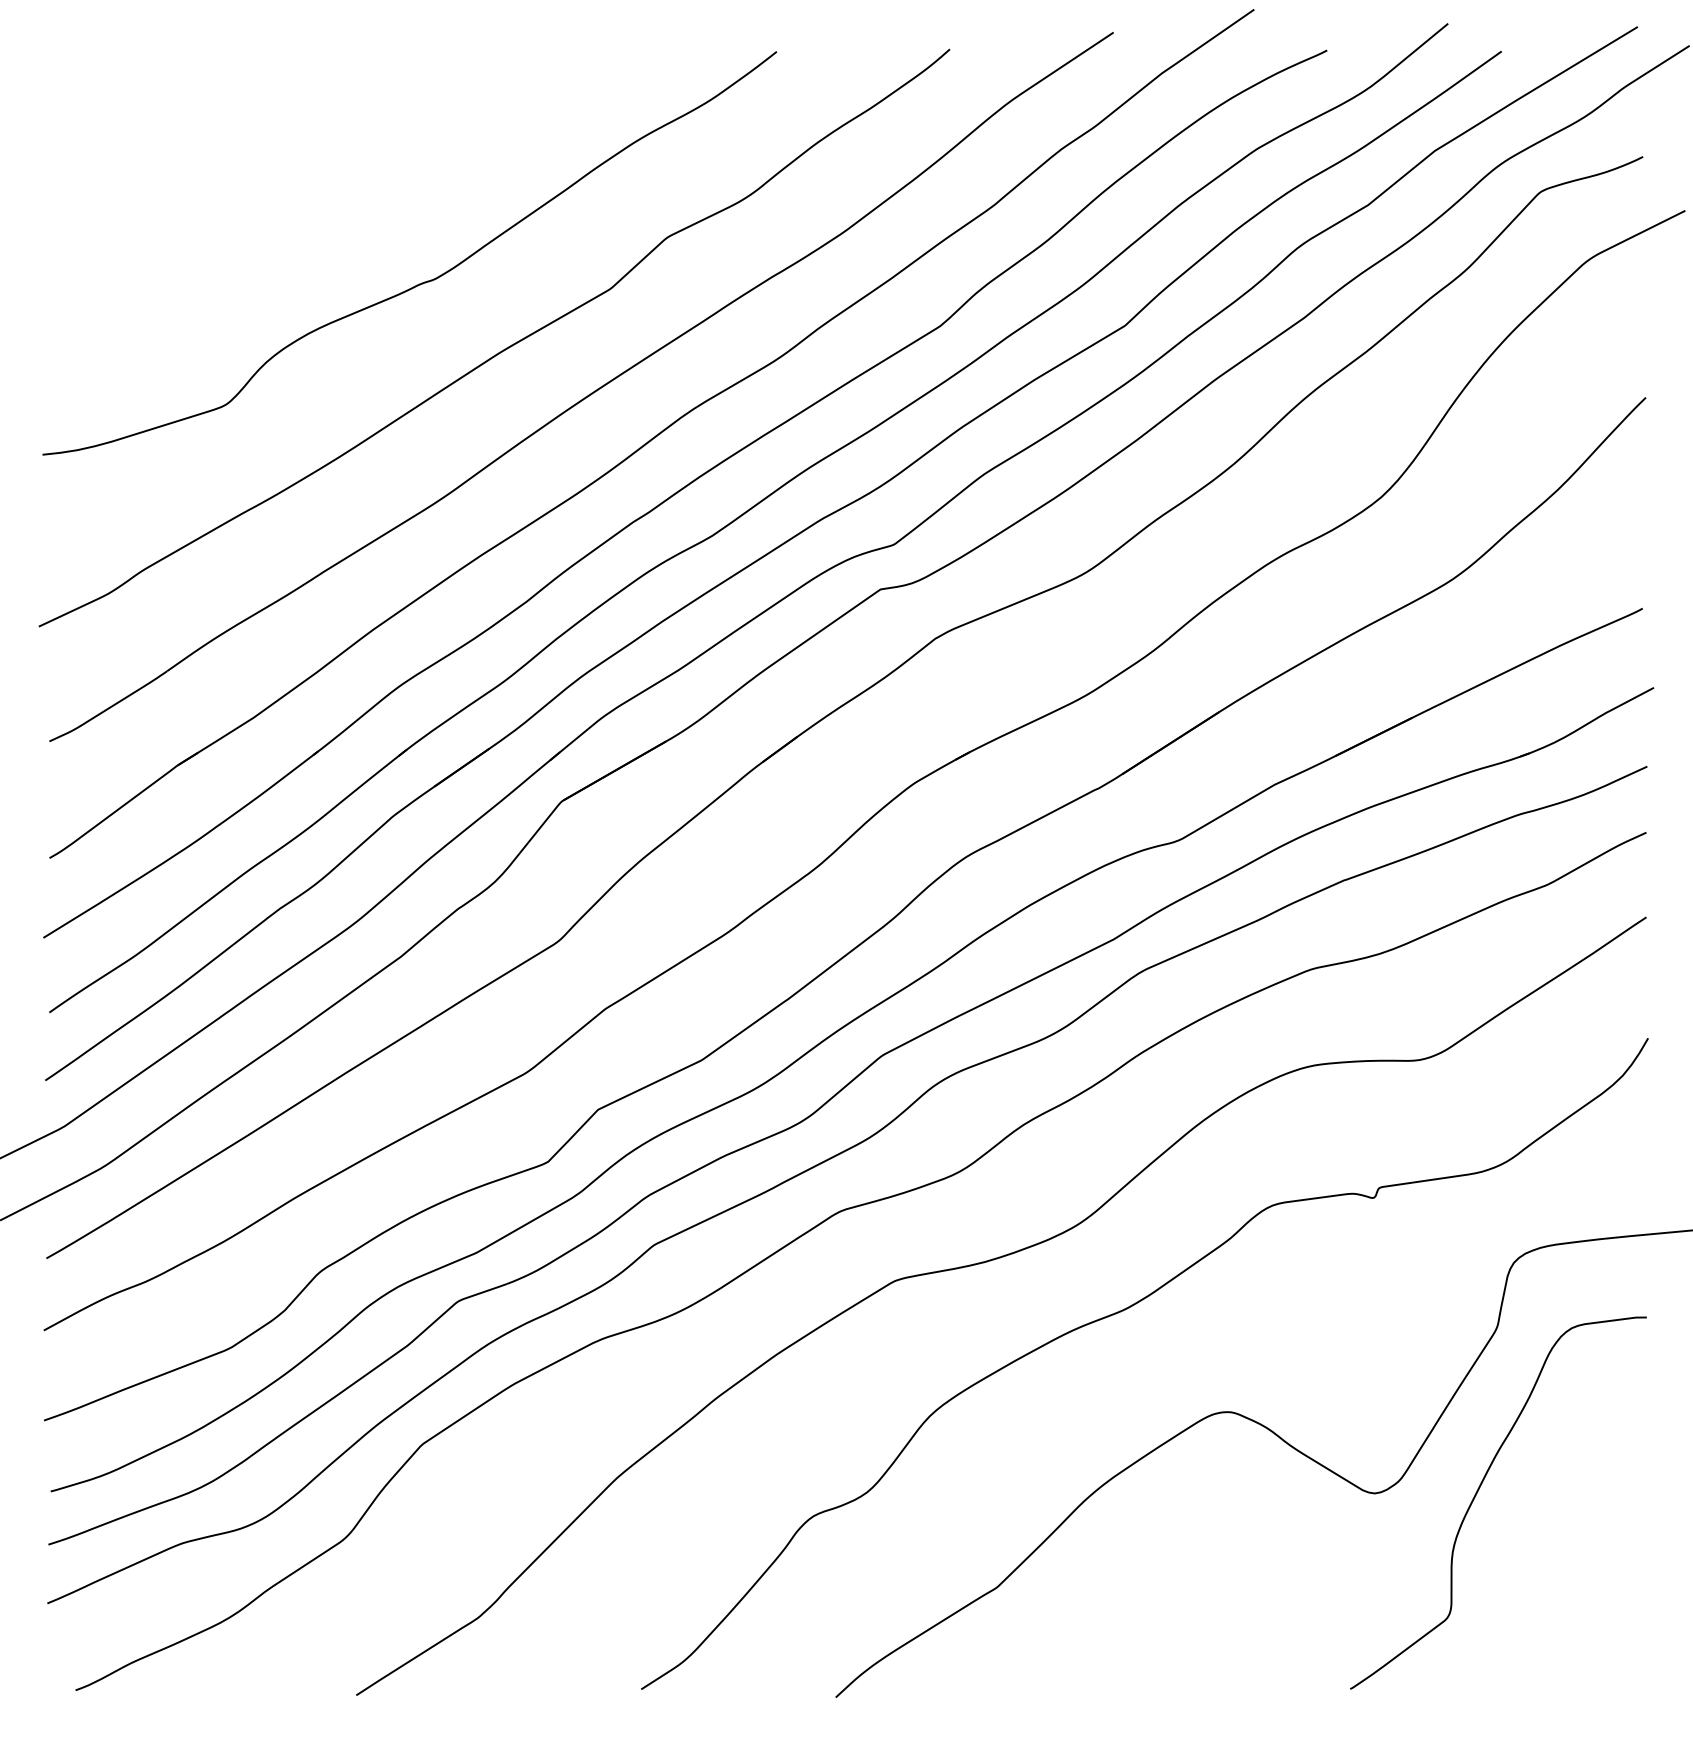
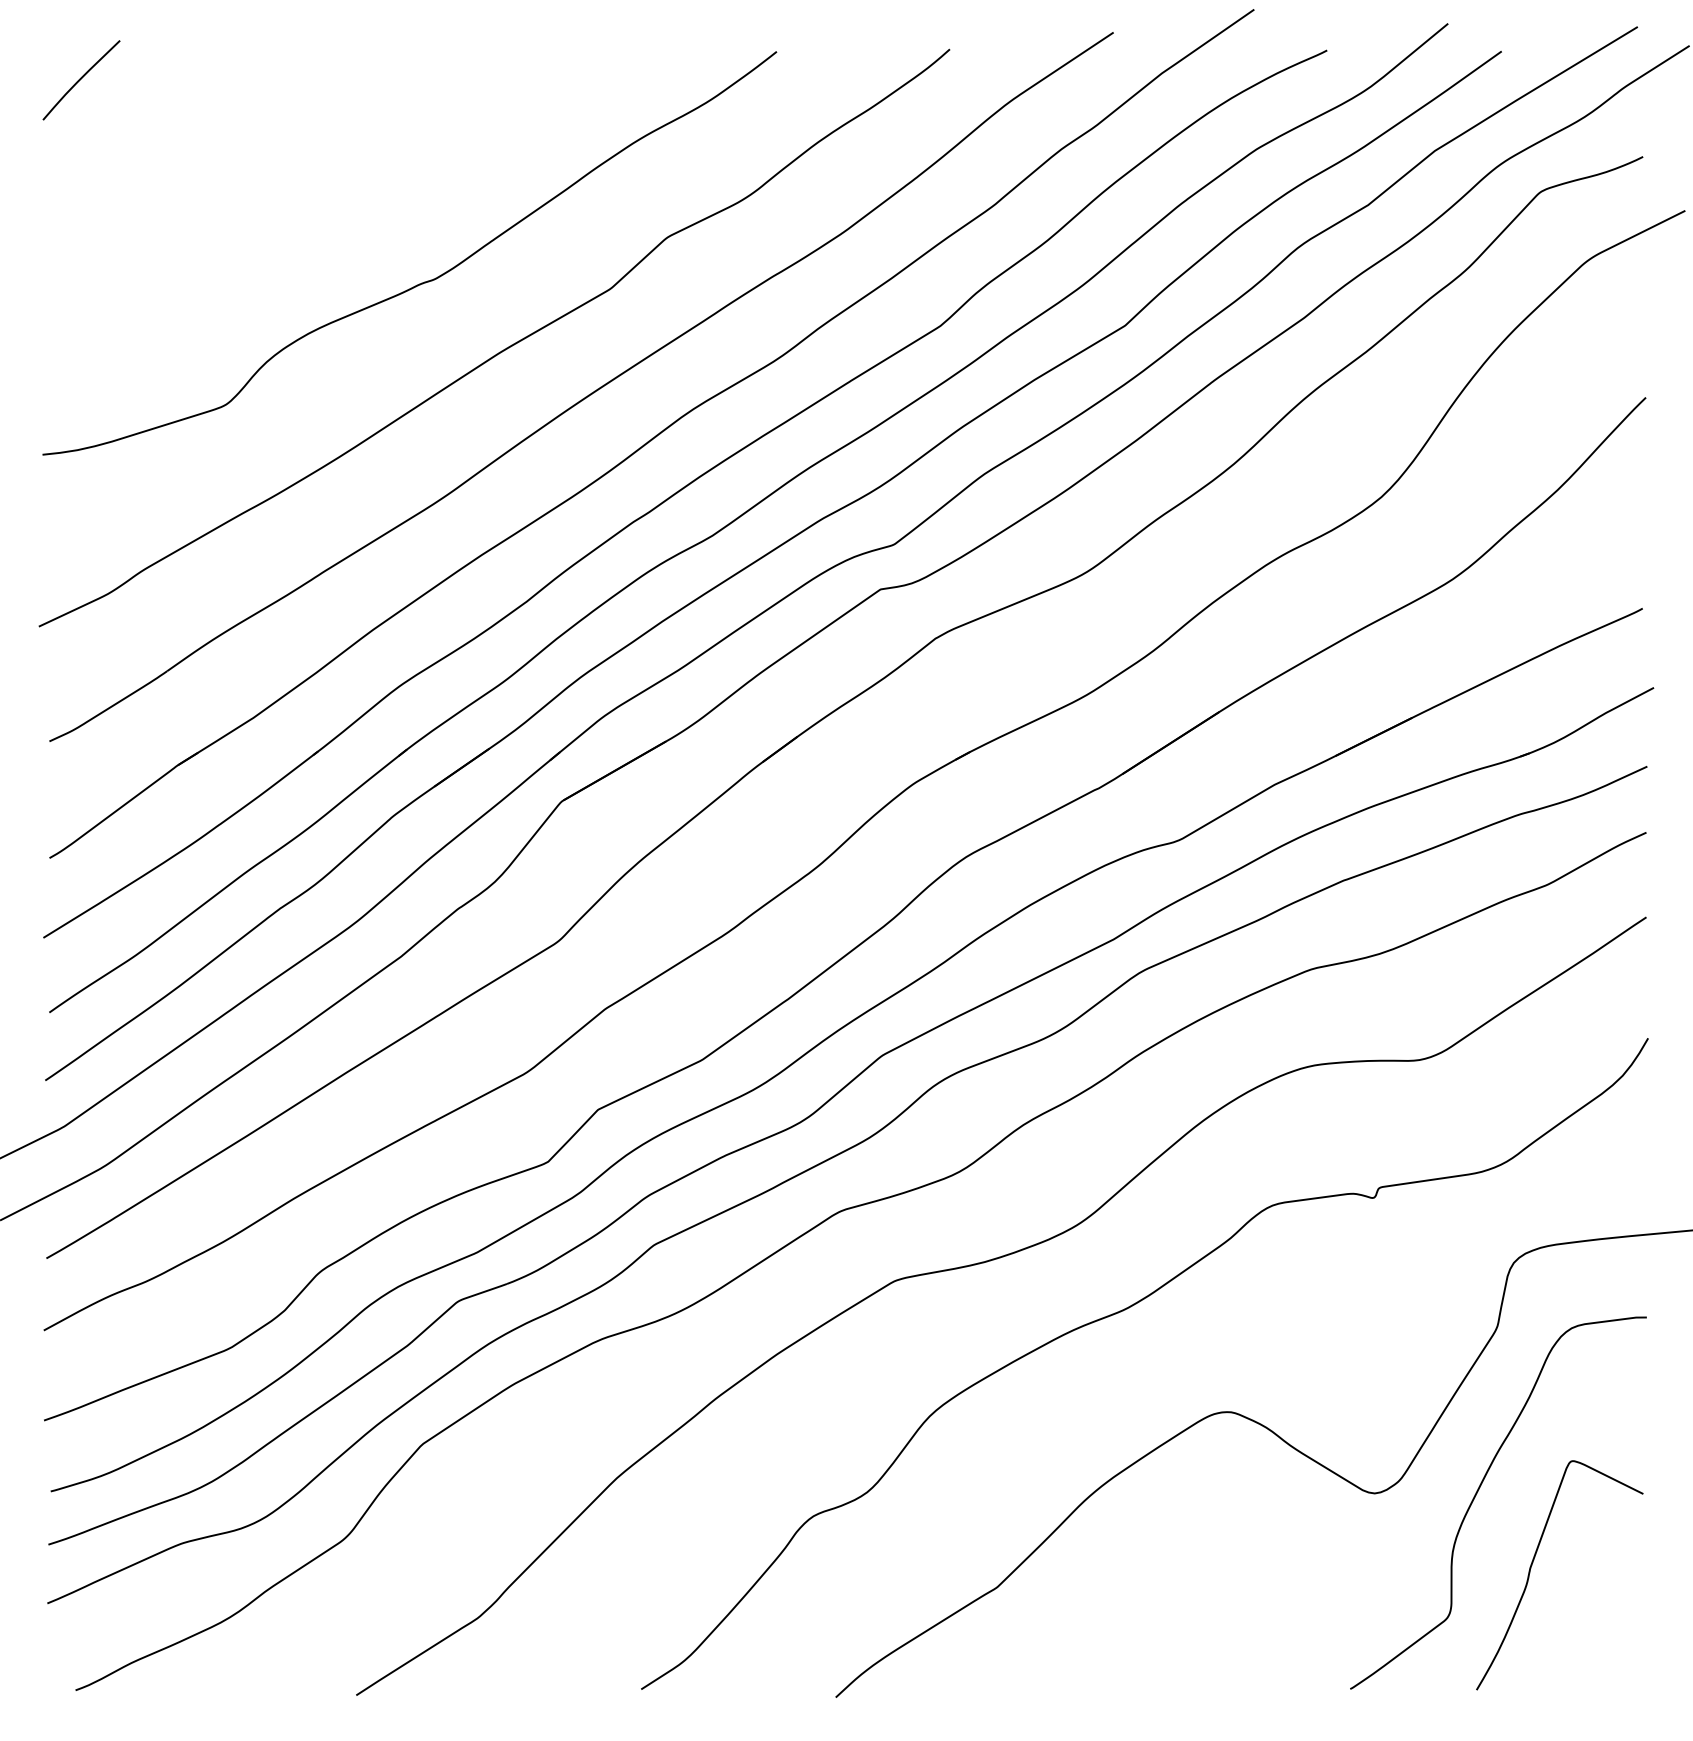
curve: none -> present (81, 79)
curve: none -> present (1532, 1565)
